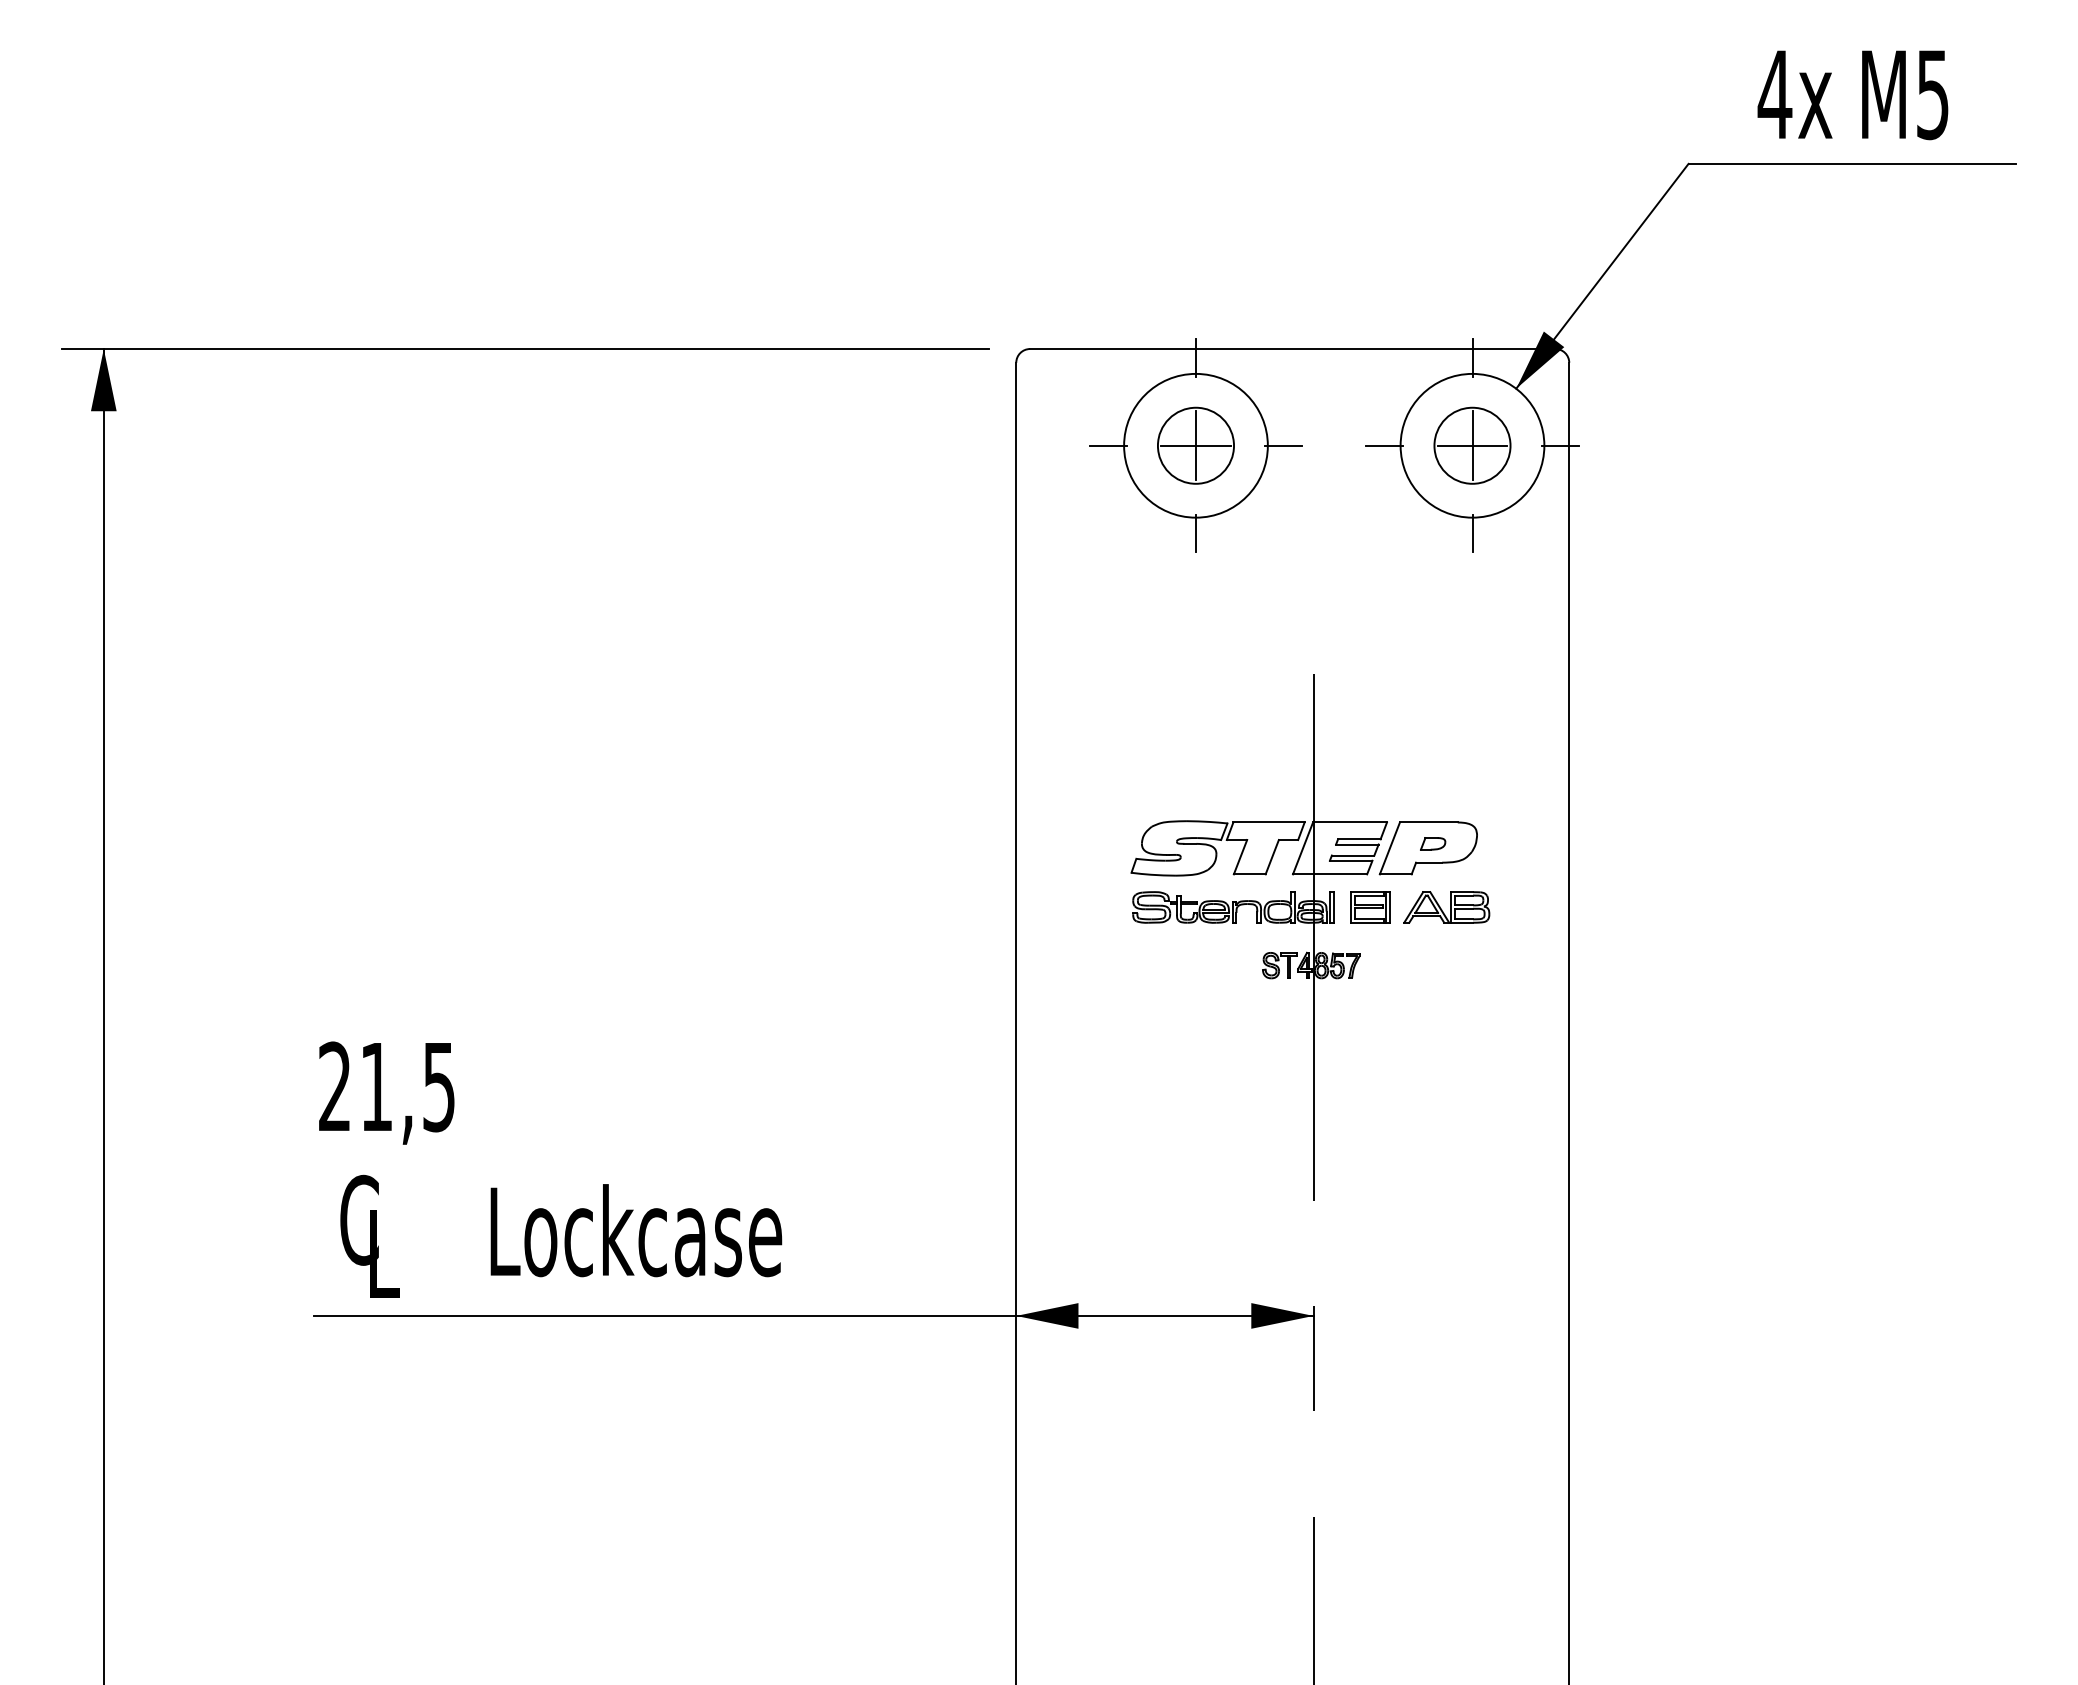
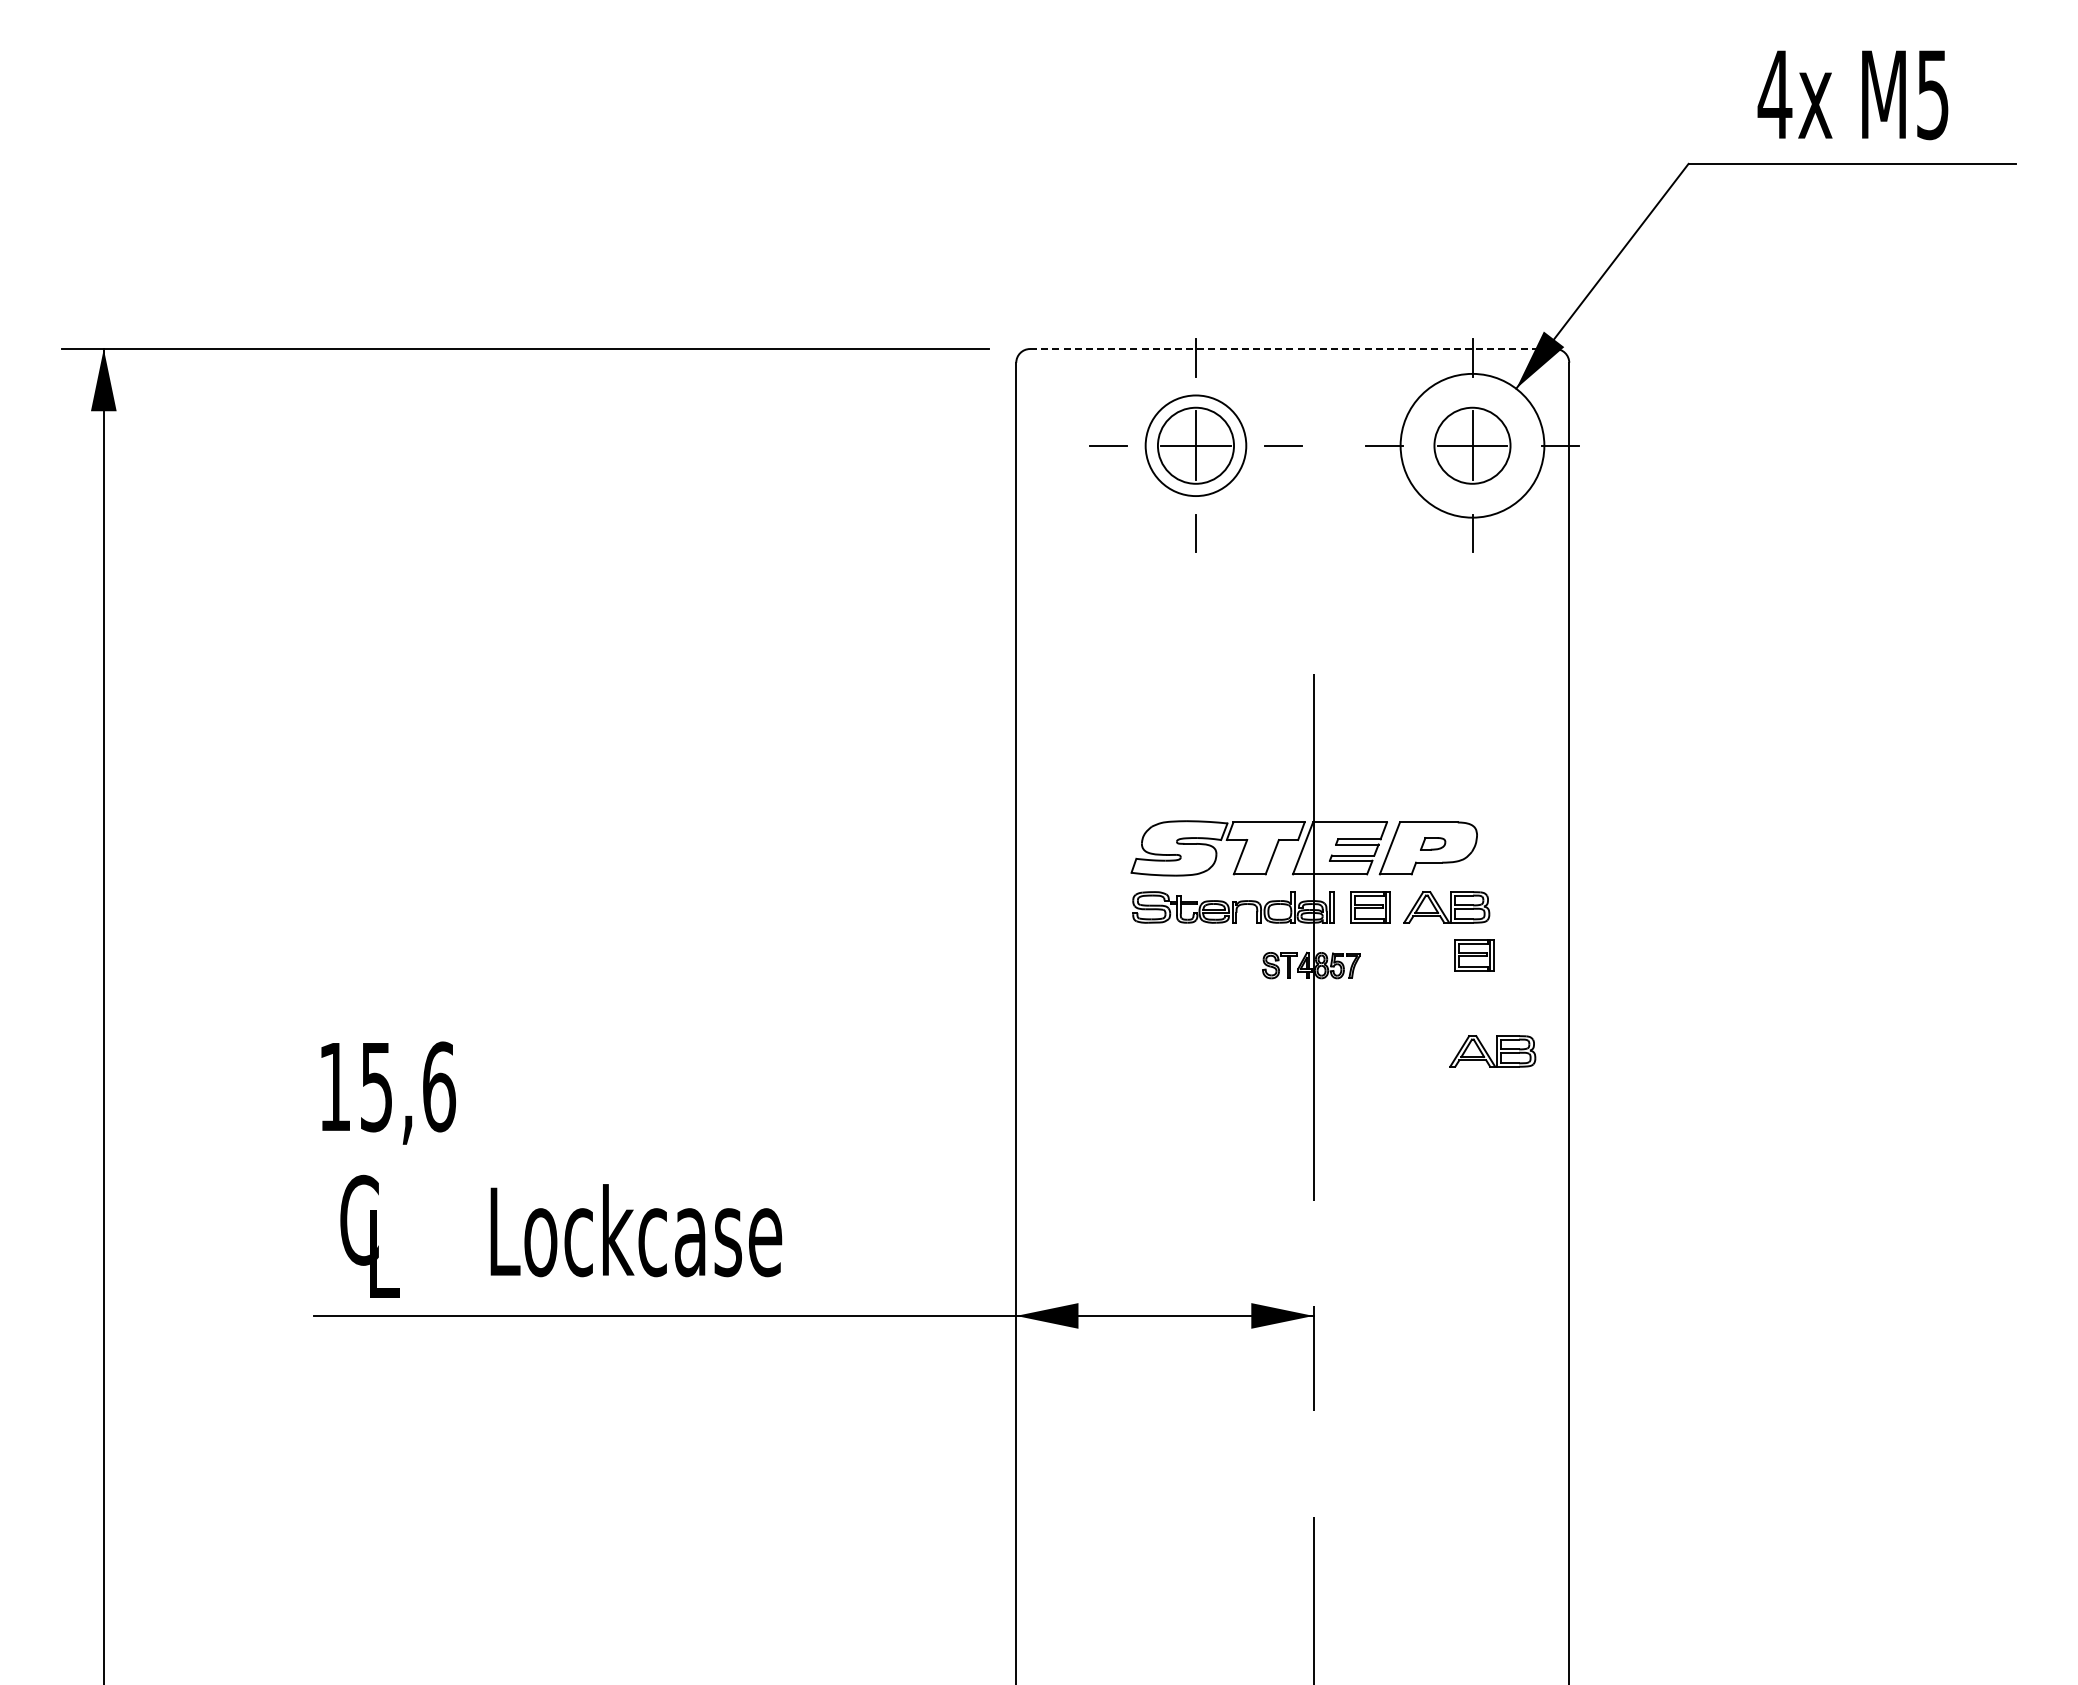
line: solid -> dashed (1292, 349)
circle diameter: 144 px -> 101 px (1195, 445)
part: none -> present (1474, 955)
part: none -> present (1492, 1051)
text: 21,5 -> 15,6 (387, 1086)
